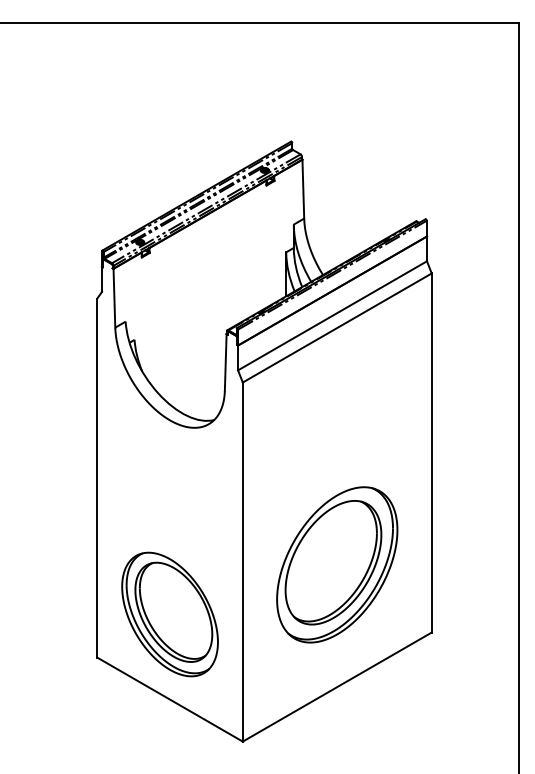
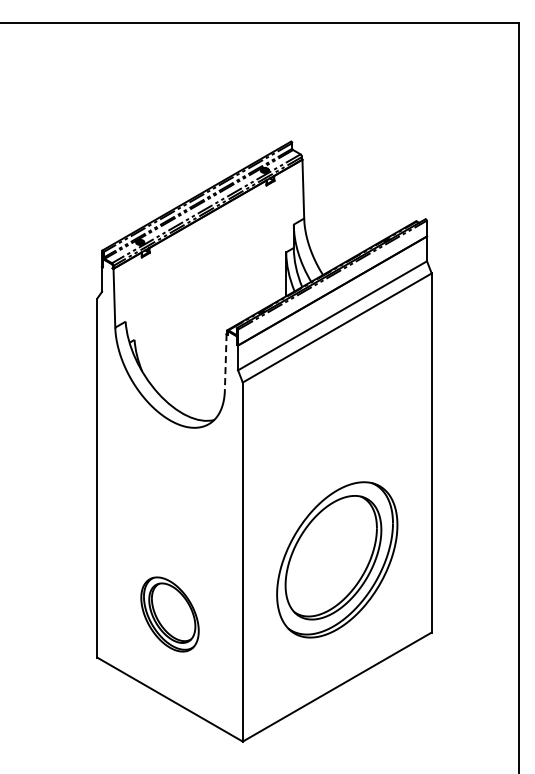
line: solid -> dashed (225, 363)
part position: (337, 564) -> (337, 559) (337, 559)
part size: 98x127 px -> 60x77 px (169, 614)
